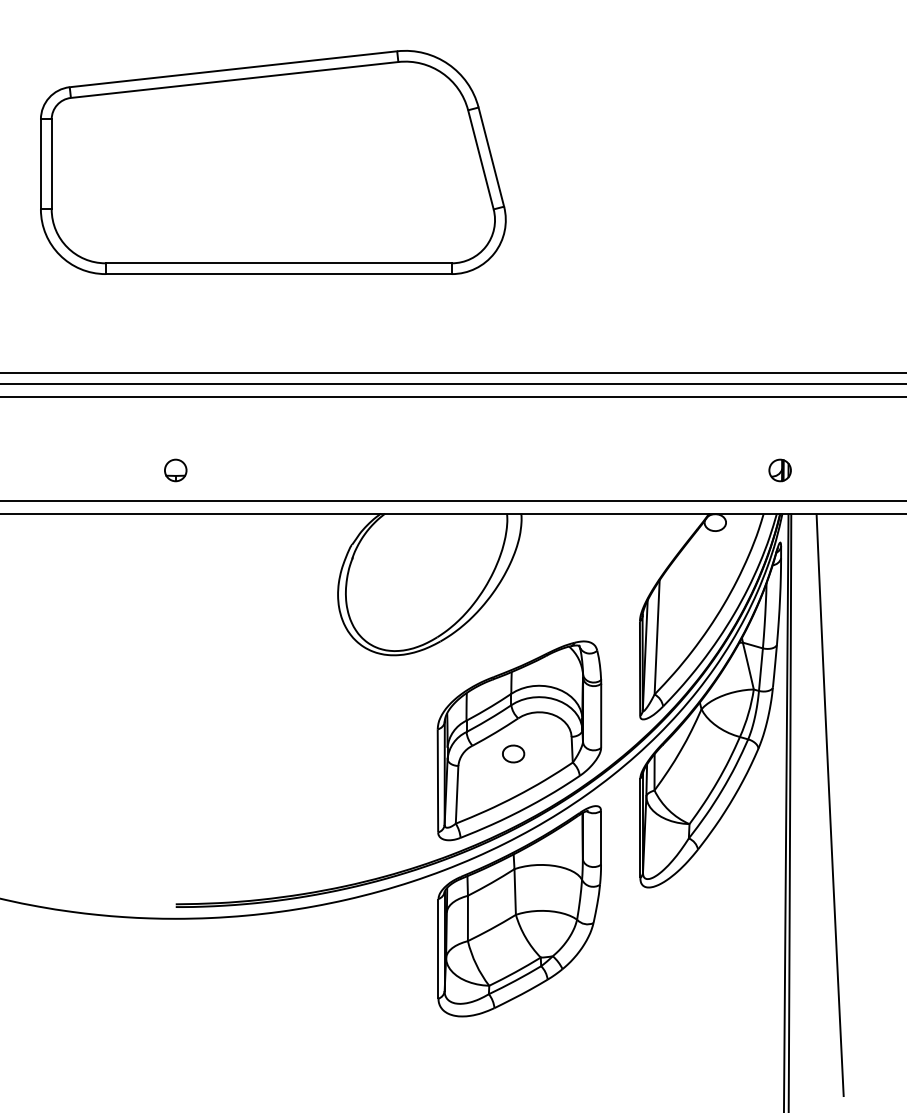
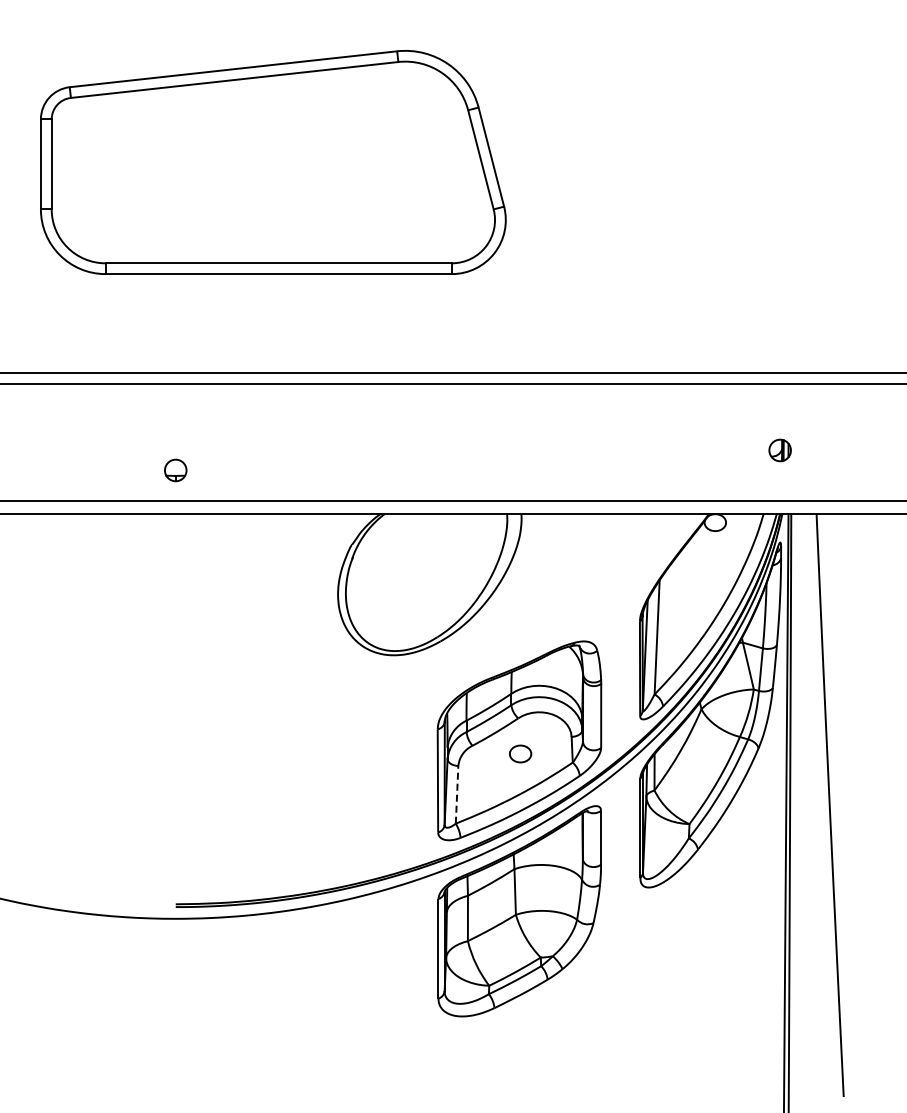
line: present -> none (452, 397)
part position: (779, 470) -> (779, 450) (779, 450)
part position: (513, 753) -> (520, 753) (520, 753)
line: solid -> dashed (457, 794)
